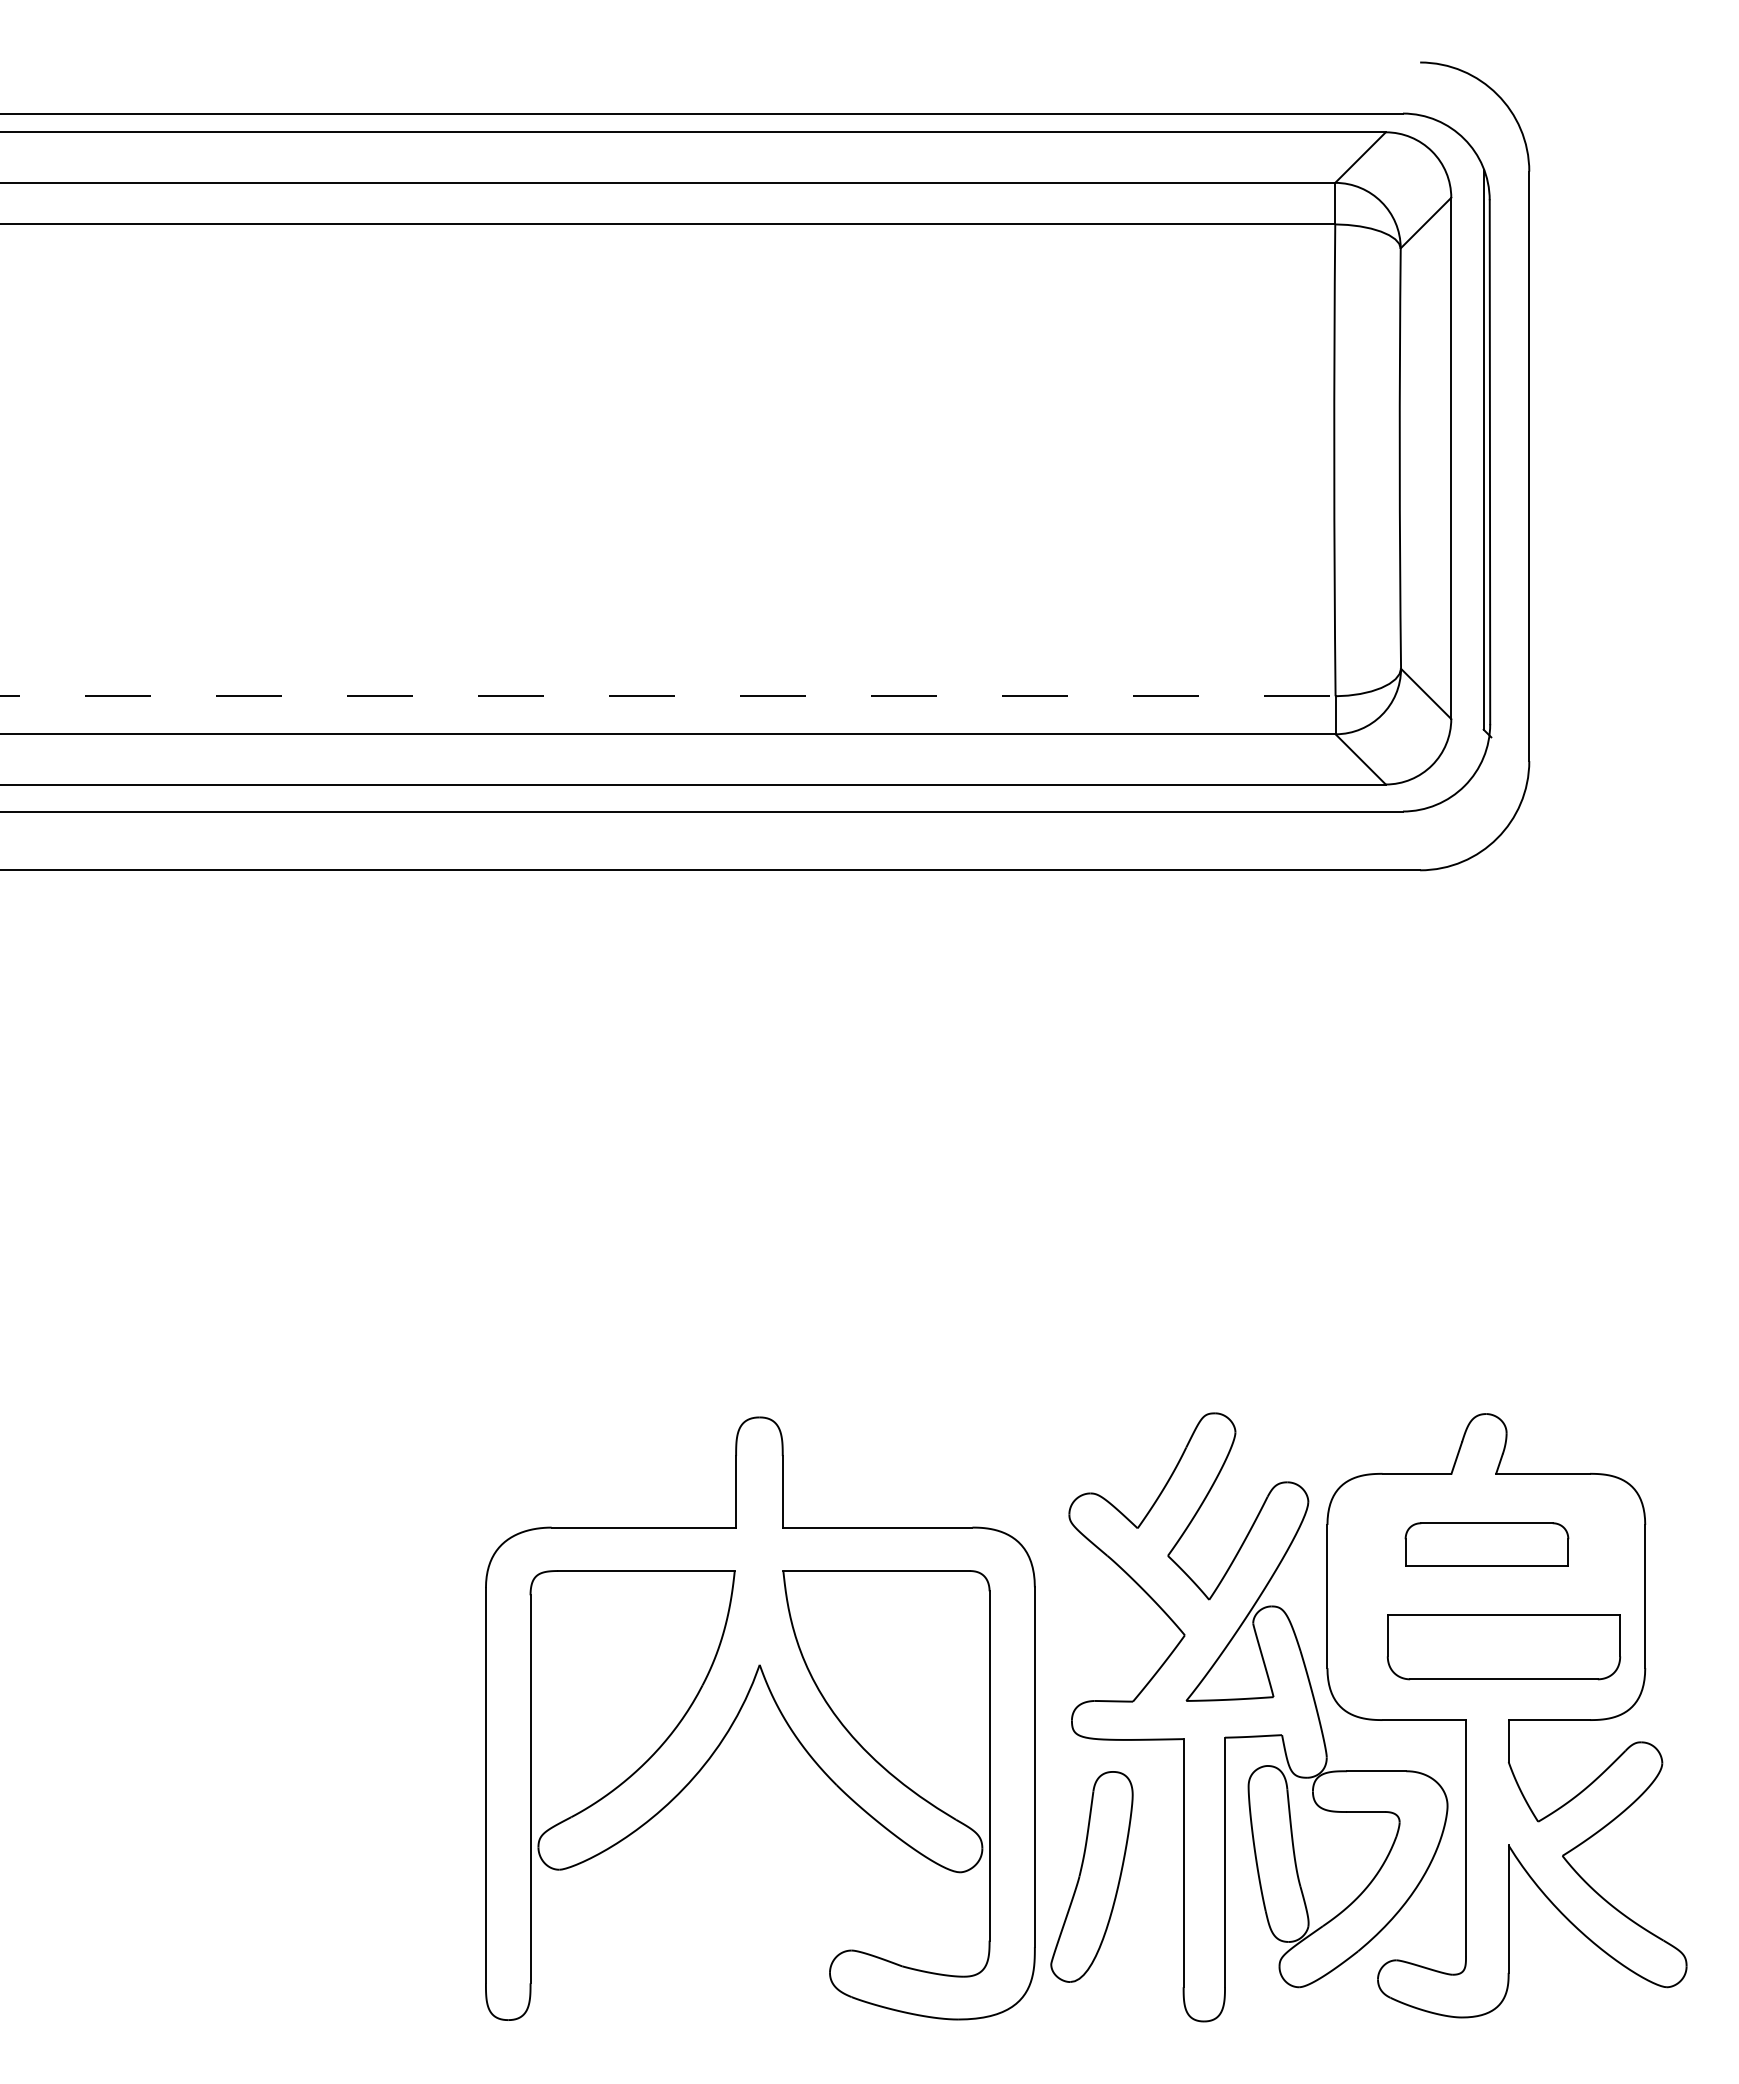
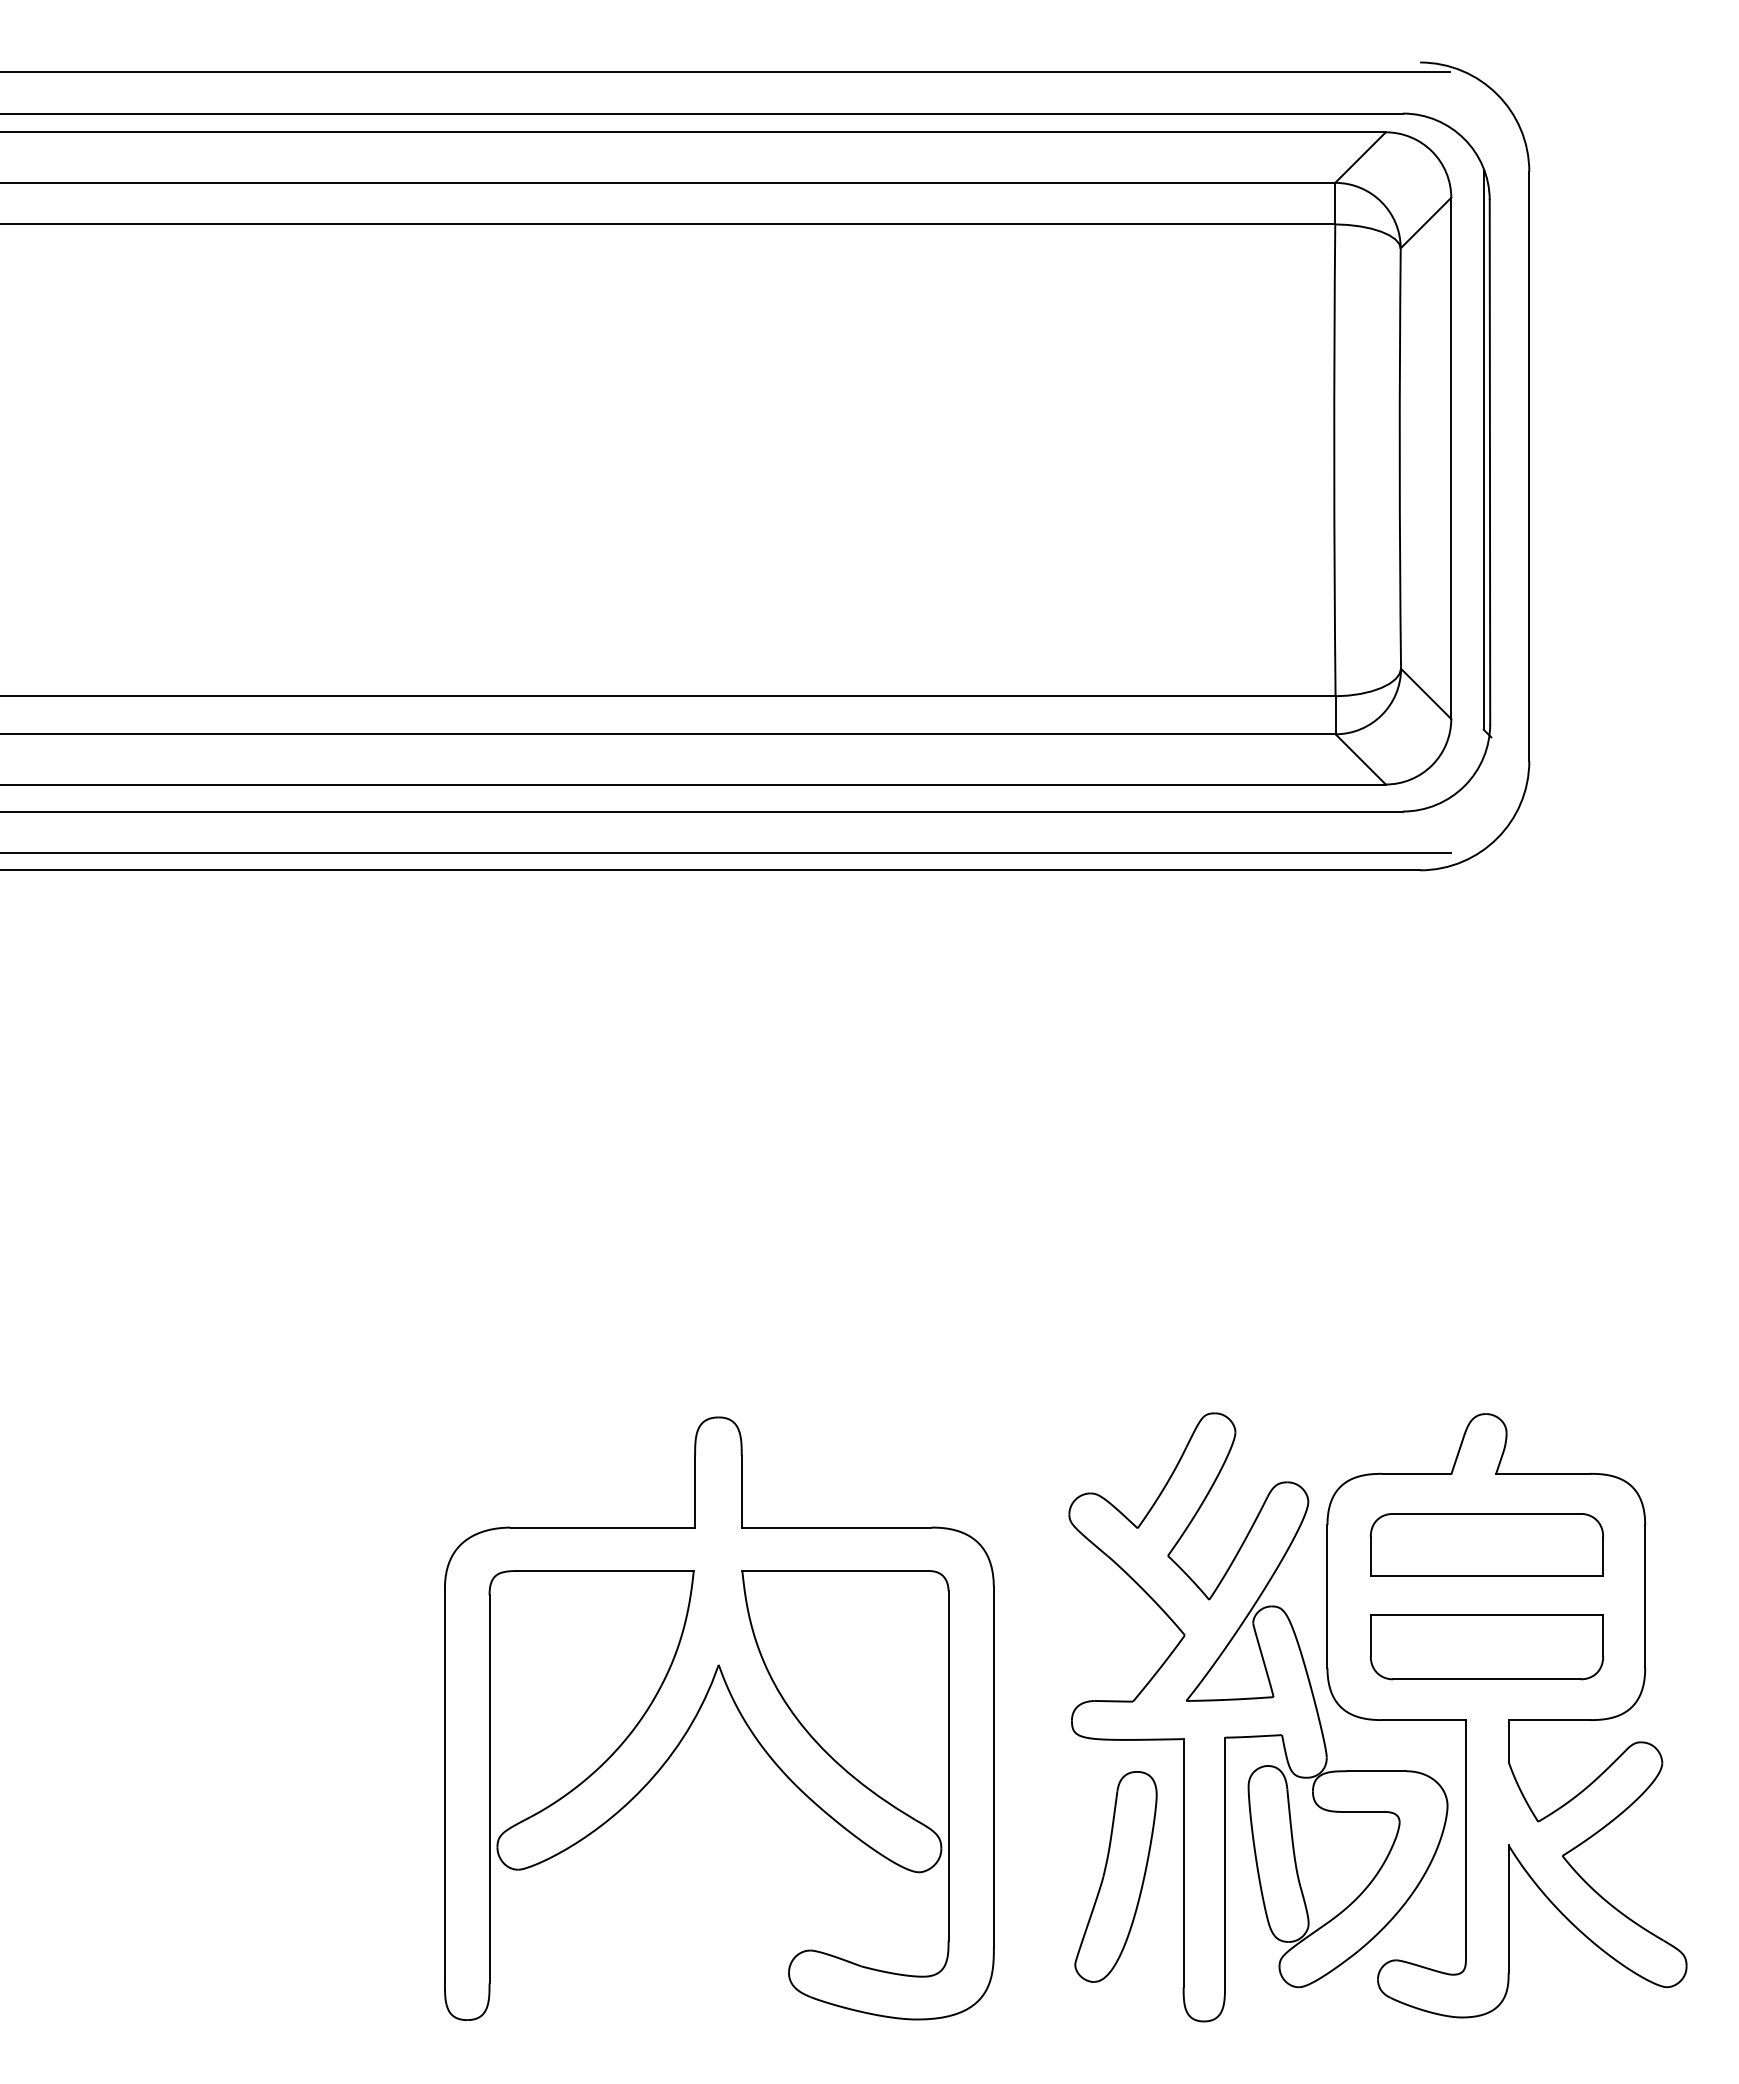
line: none -> present (726, 72)
line: dashed -> solid (668, 696)
line: none -> present (726, 853)
part size: 166x45 px -> 236x64 px (1486, 1544)
part position: (1503, 1647) -> (1486, 1647) (1486, 1647)
part position: (778, 1710) -> (737, 1710) (737, 1710)
part position: (1091, 1876) -> (1115, 1876) (1115, 1876)
